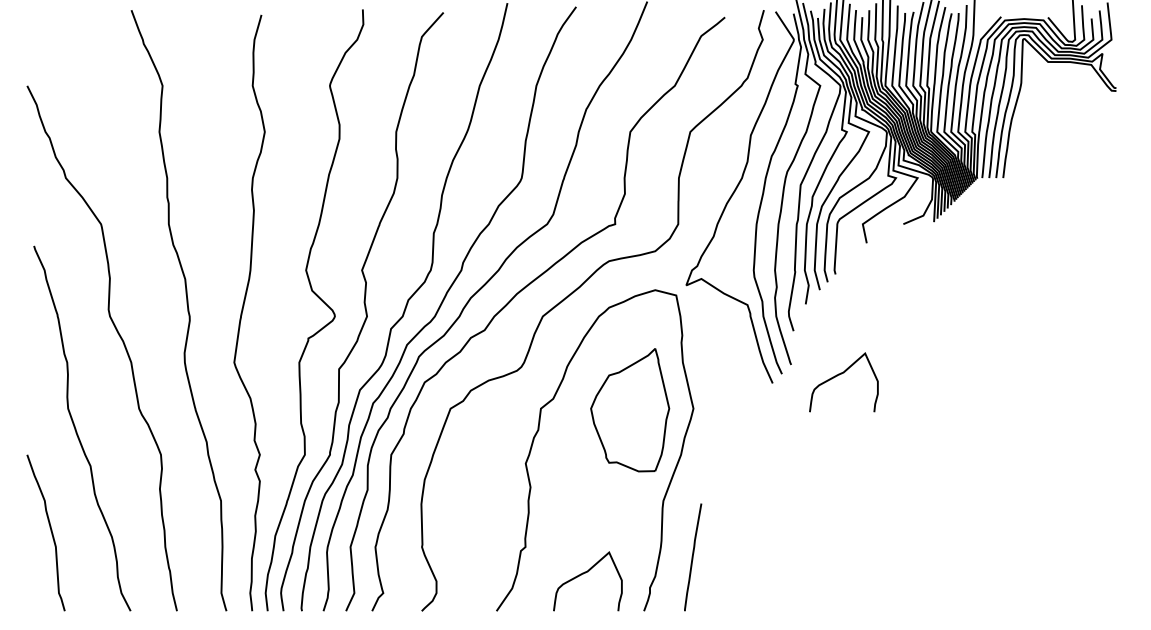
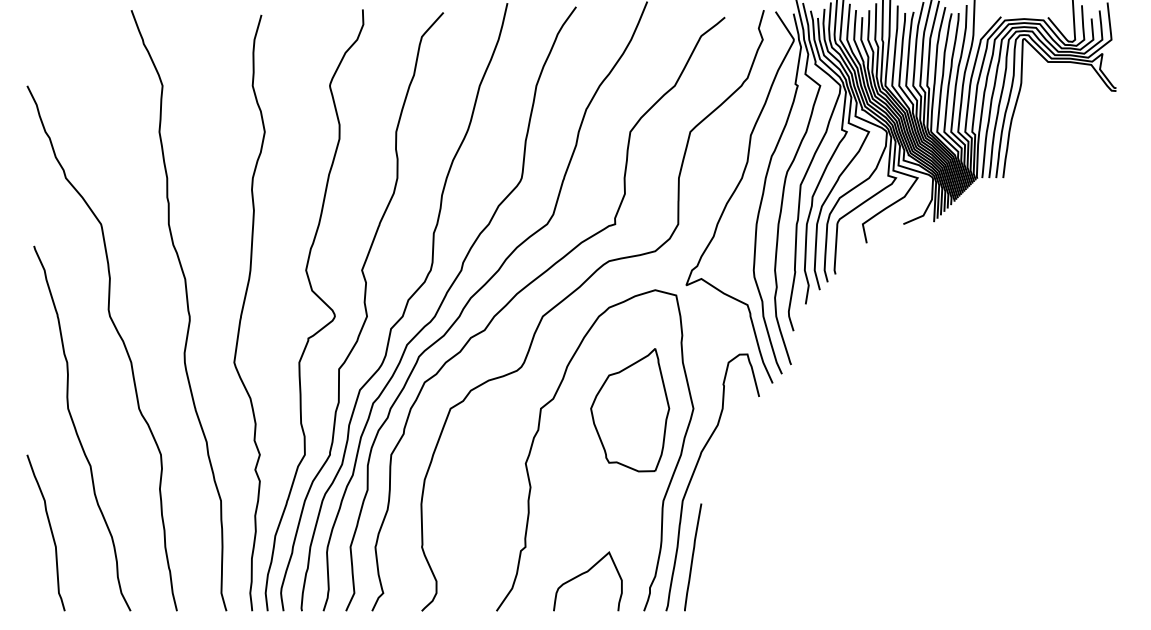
curve: present -> none (839, 375)
curve: none -> present (693, 476)
